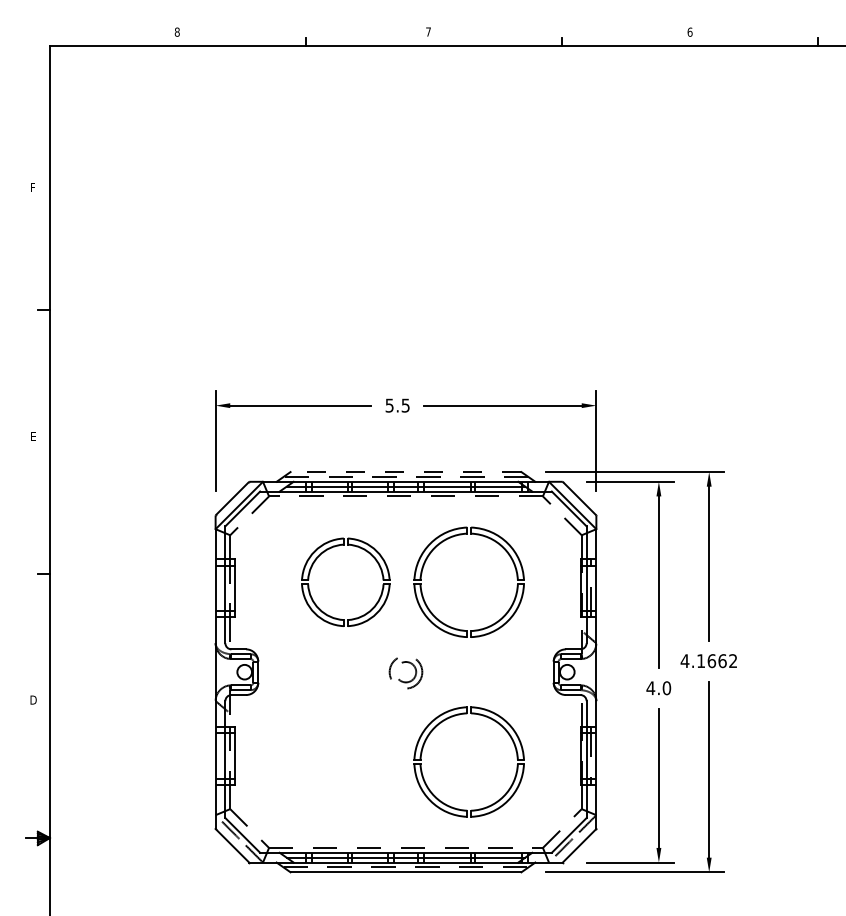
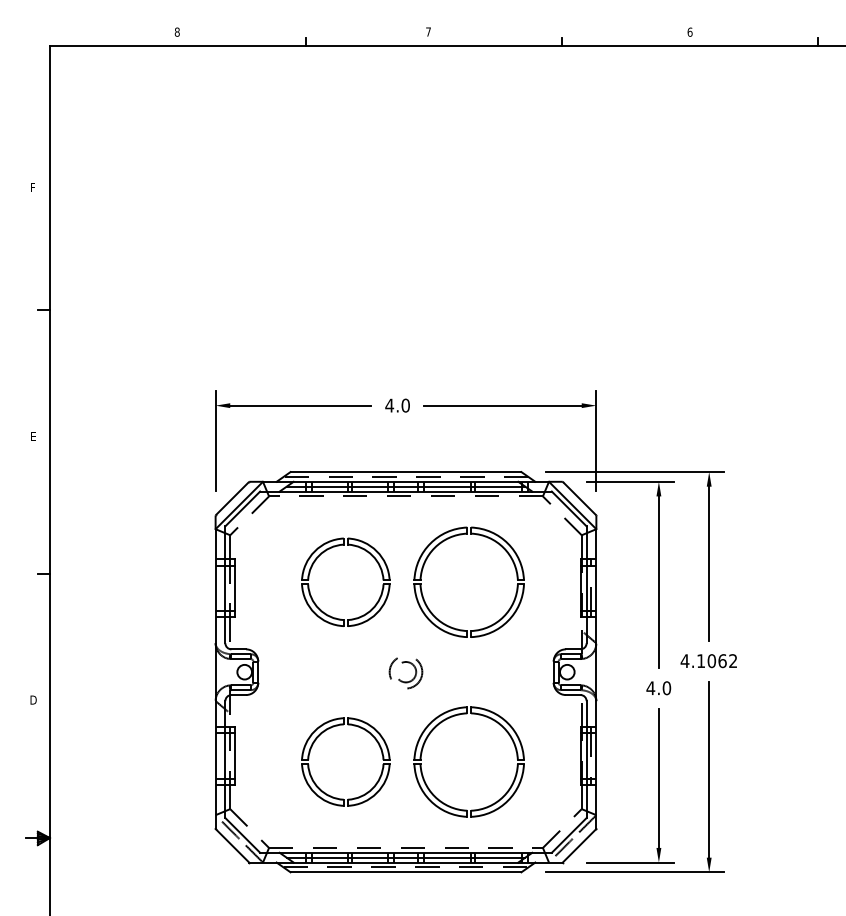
text: 5.5 -> 4.0 (397, 405)
line: dashed -> solid (405, 472)
text: 4.1662 -> 4.1062 (711, 660)
part: none -> present (329, 729)
